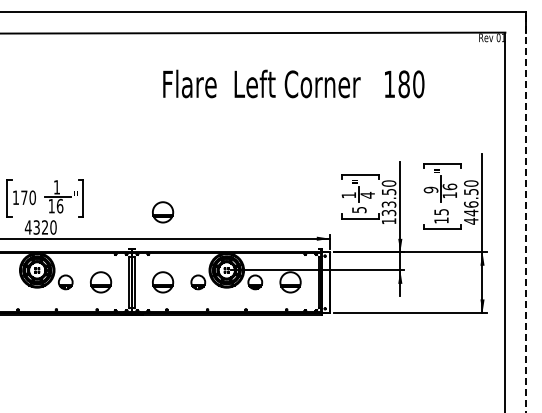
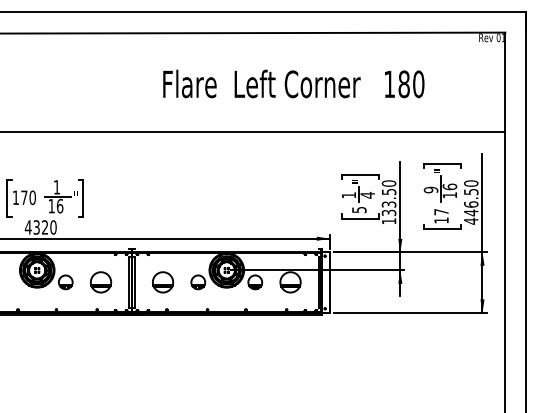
line: none -> present (253, 132)
part: present -> none (163, 212)
text: 15 -> 17 (441, 212)
line: dashed -> solid (525, 212)
